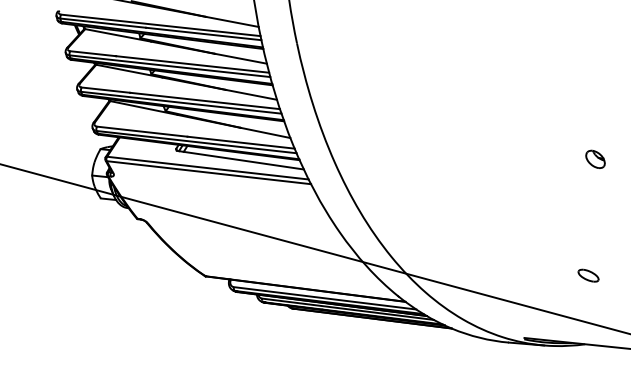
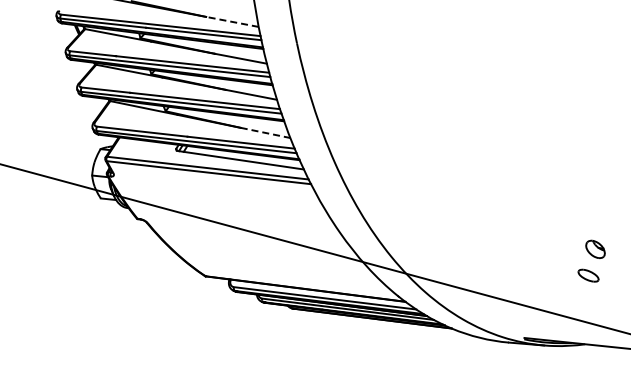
line: solid -> dashed (232, 21)
line: solid -> dashed (266, 133)
part position: (595, 158) -> (595, 248) (595, 248)
